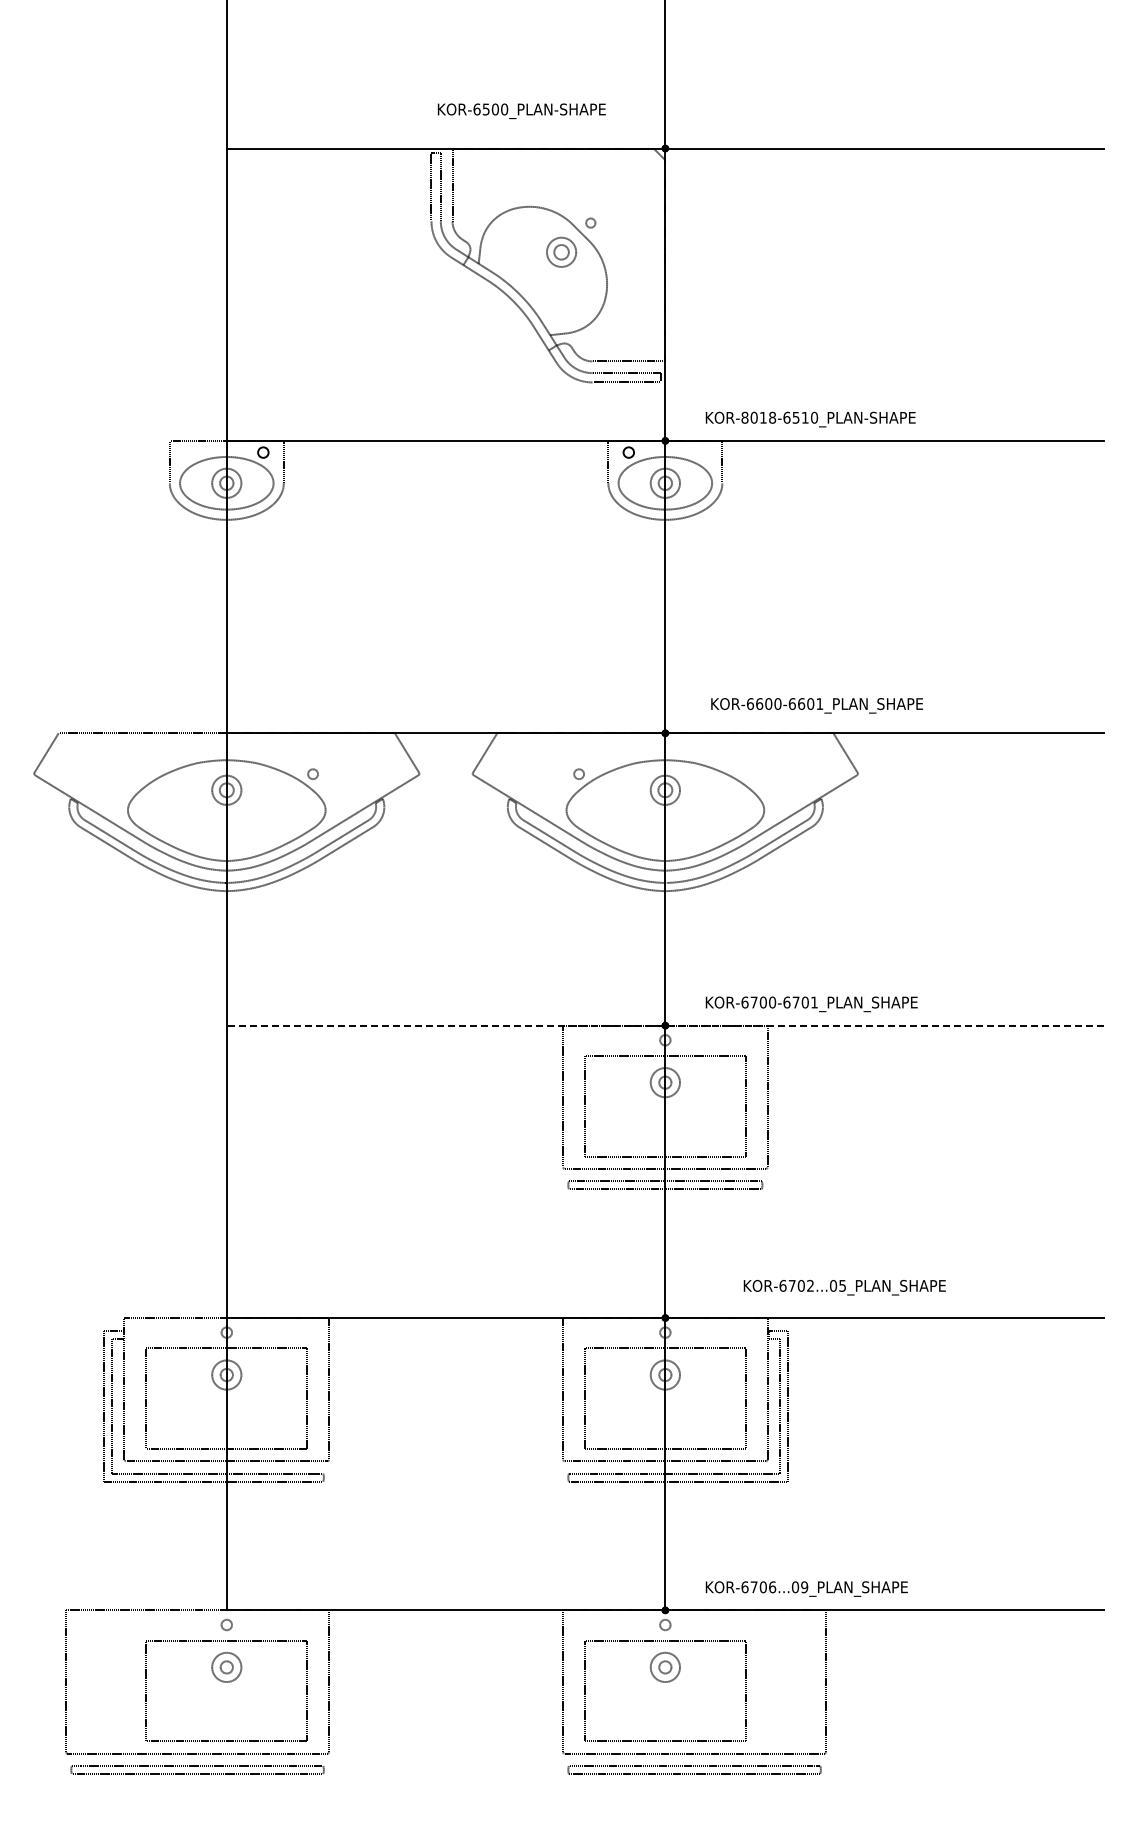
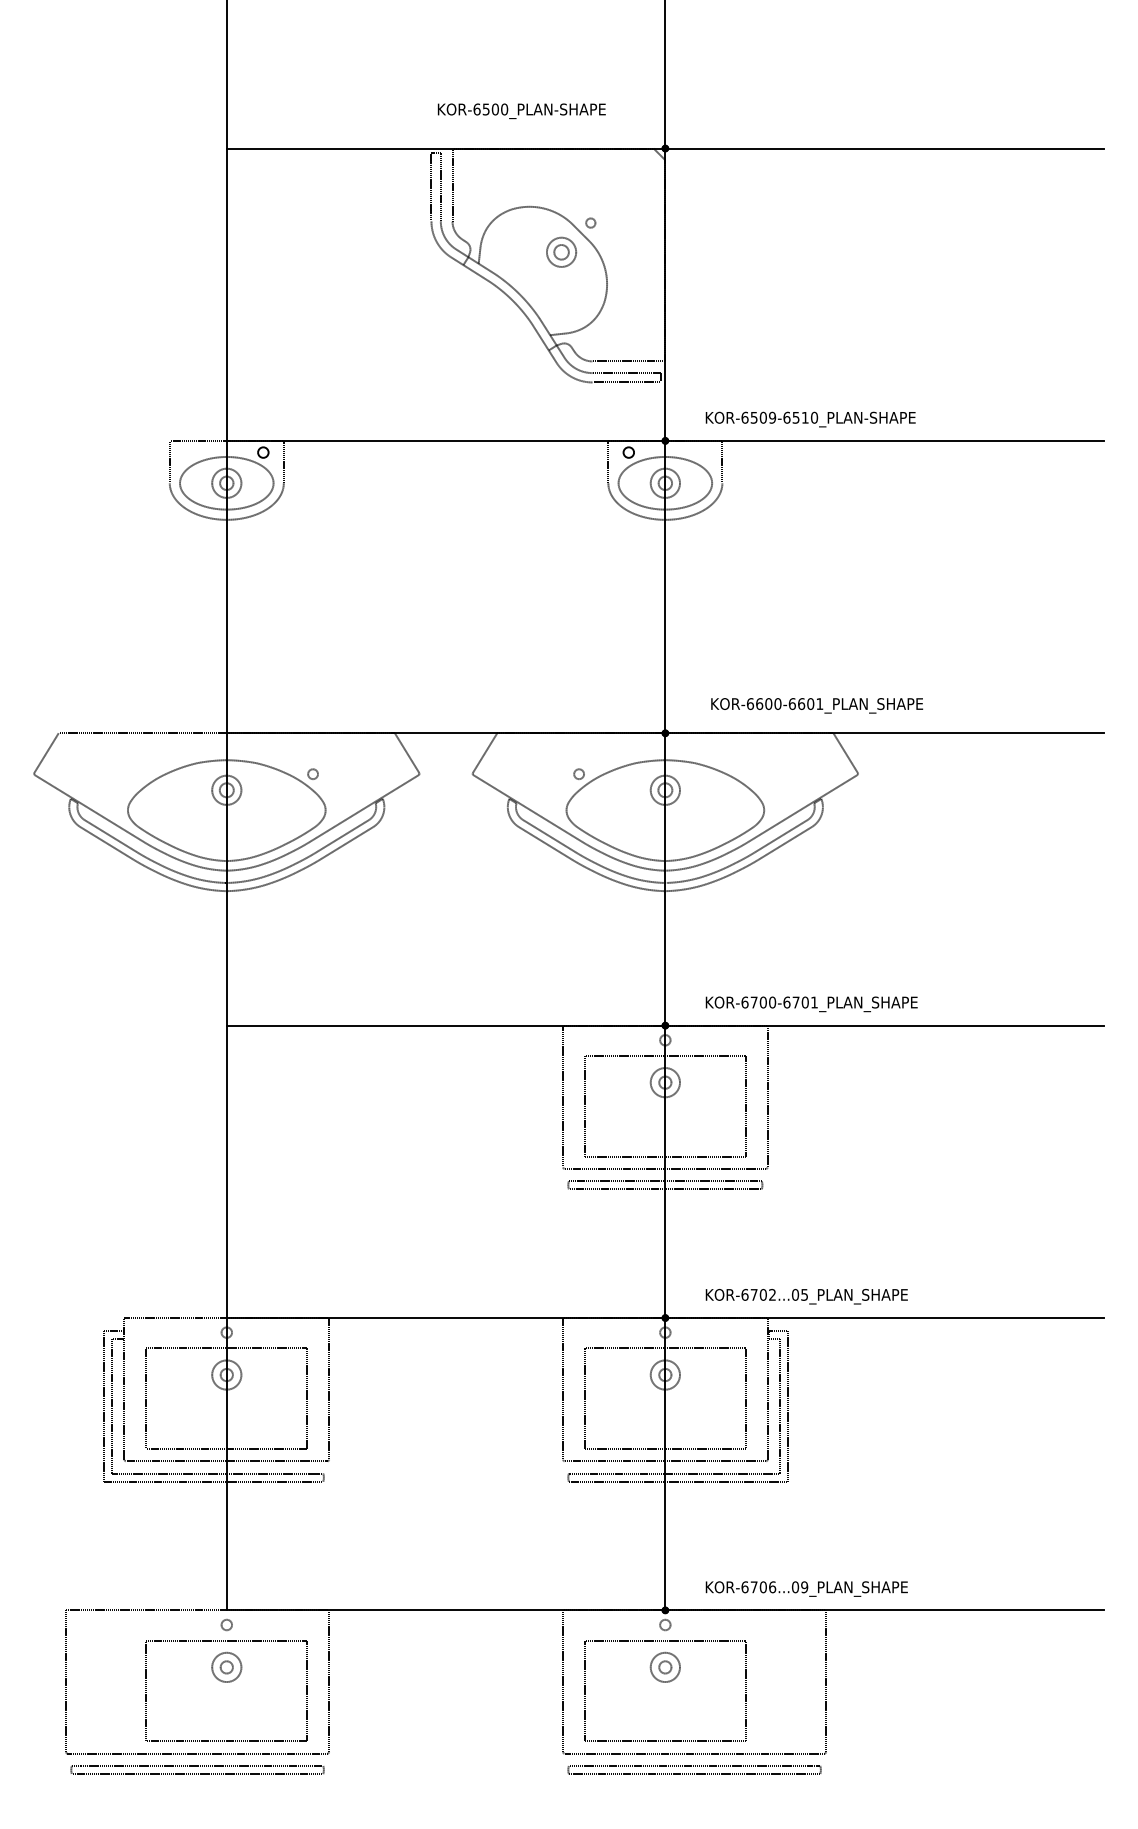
text: KOR-8018-6510_PLAN-SHAPE -> KOR-6509-6510_PLAN-SHAPE (758, 417)
line: dashed -> solid (665, 1025)
text position: (844, 1287) -> (806, 1296) (806, 1296)
